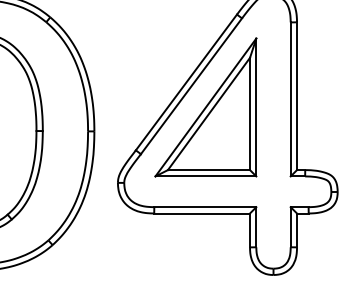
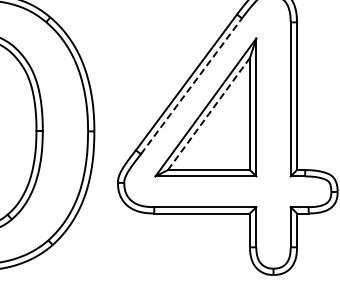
line: solid -> dashed (191, 86)
line: solid -> dashed (208, 114)
